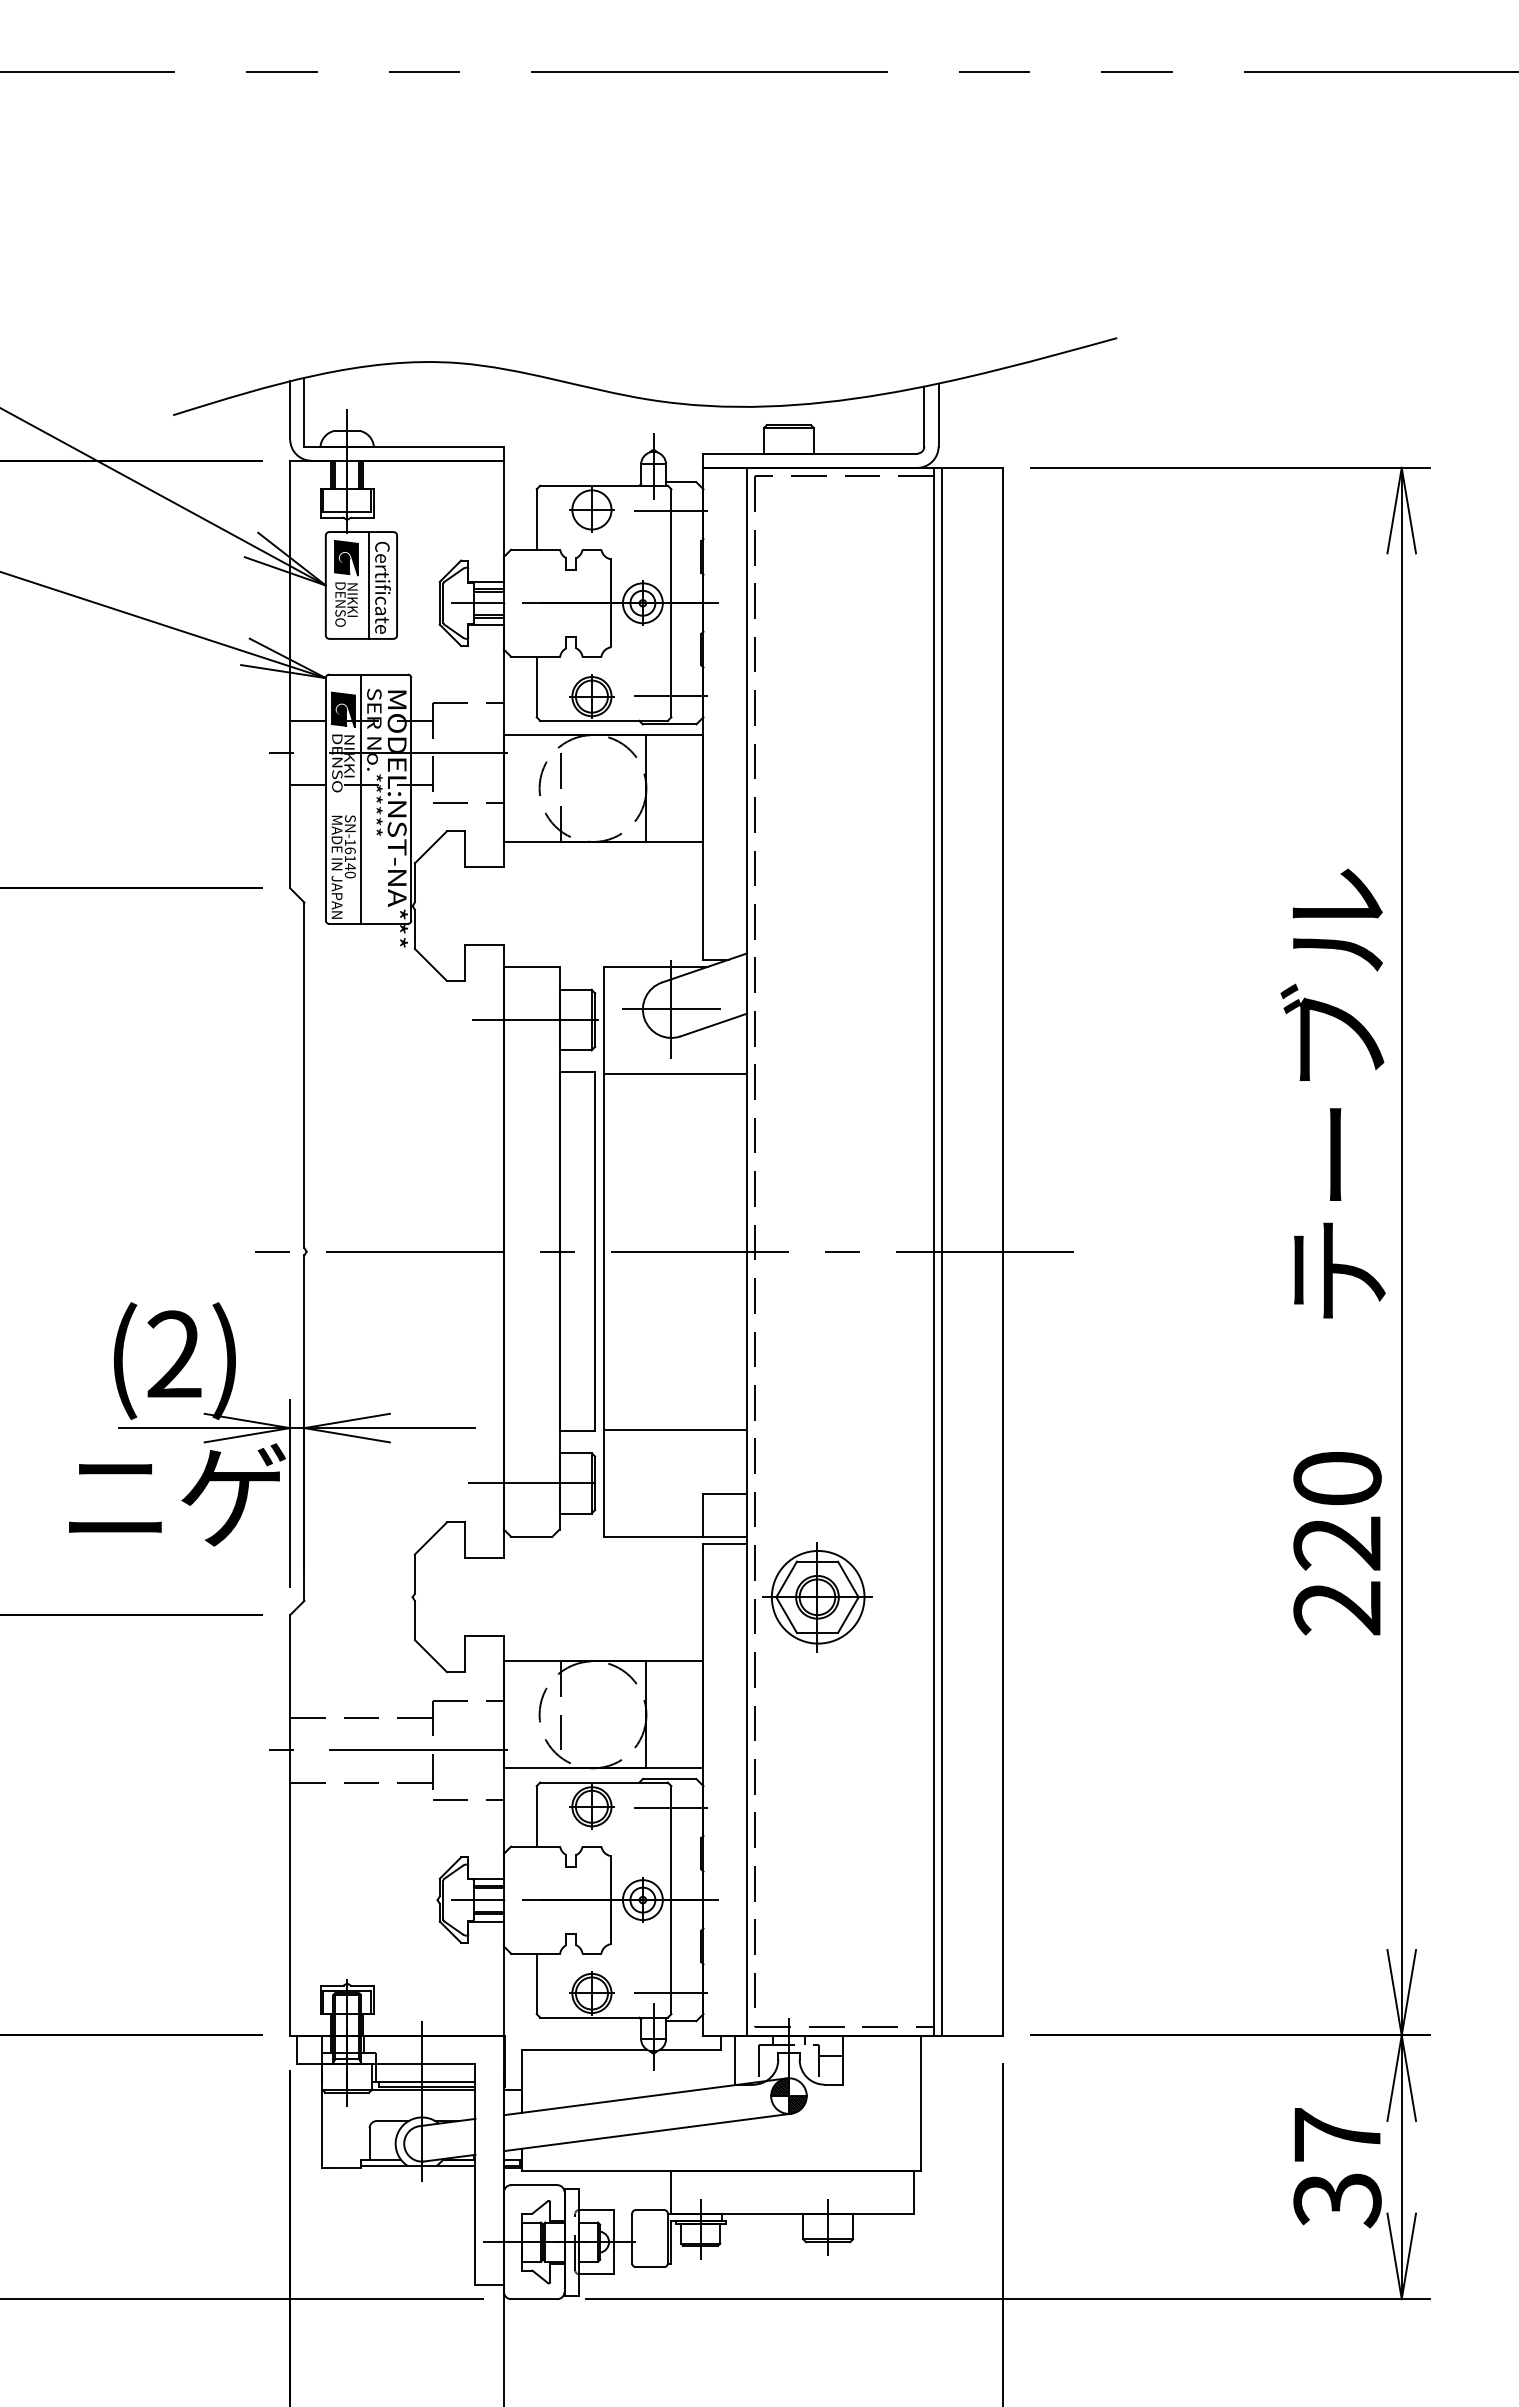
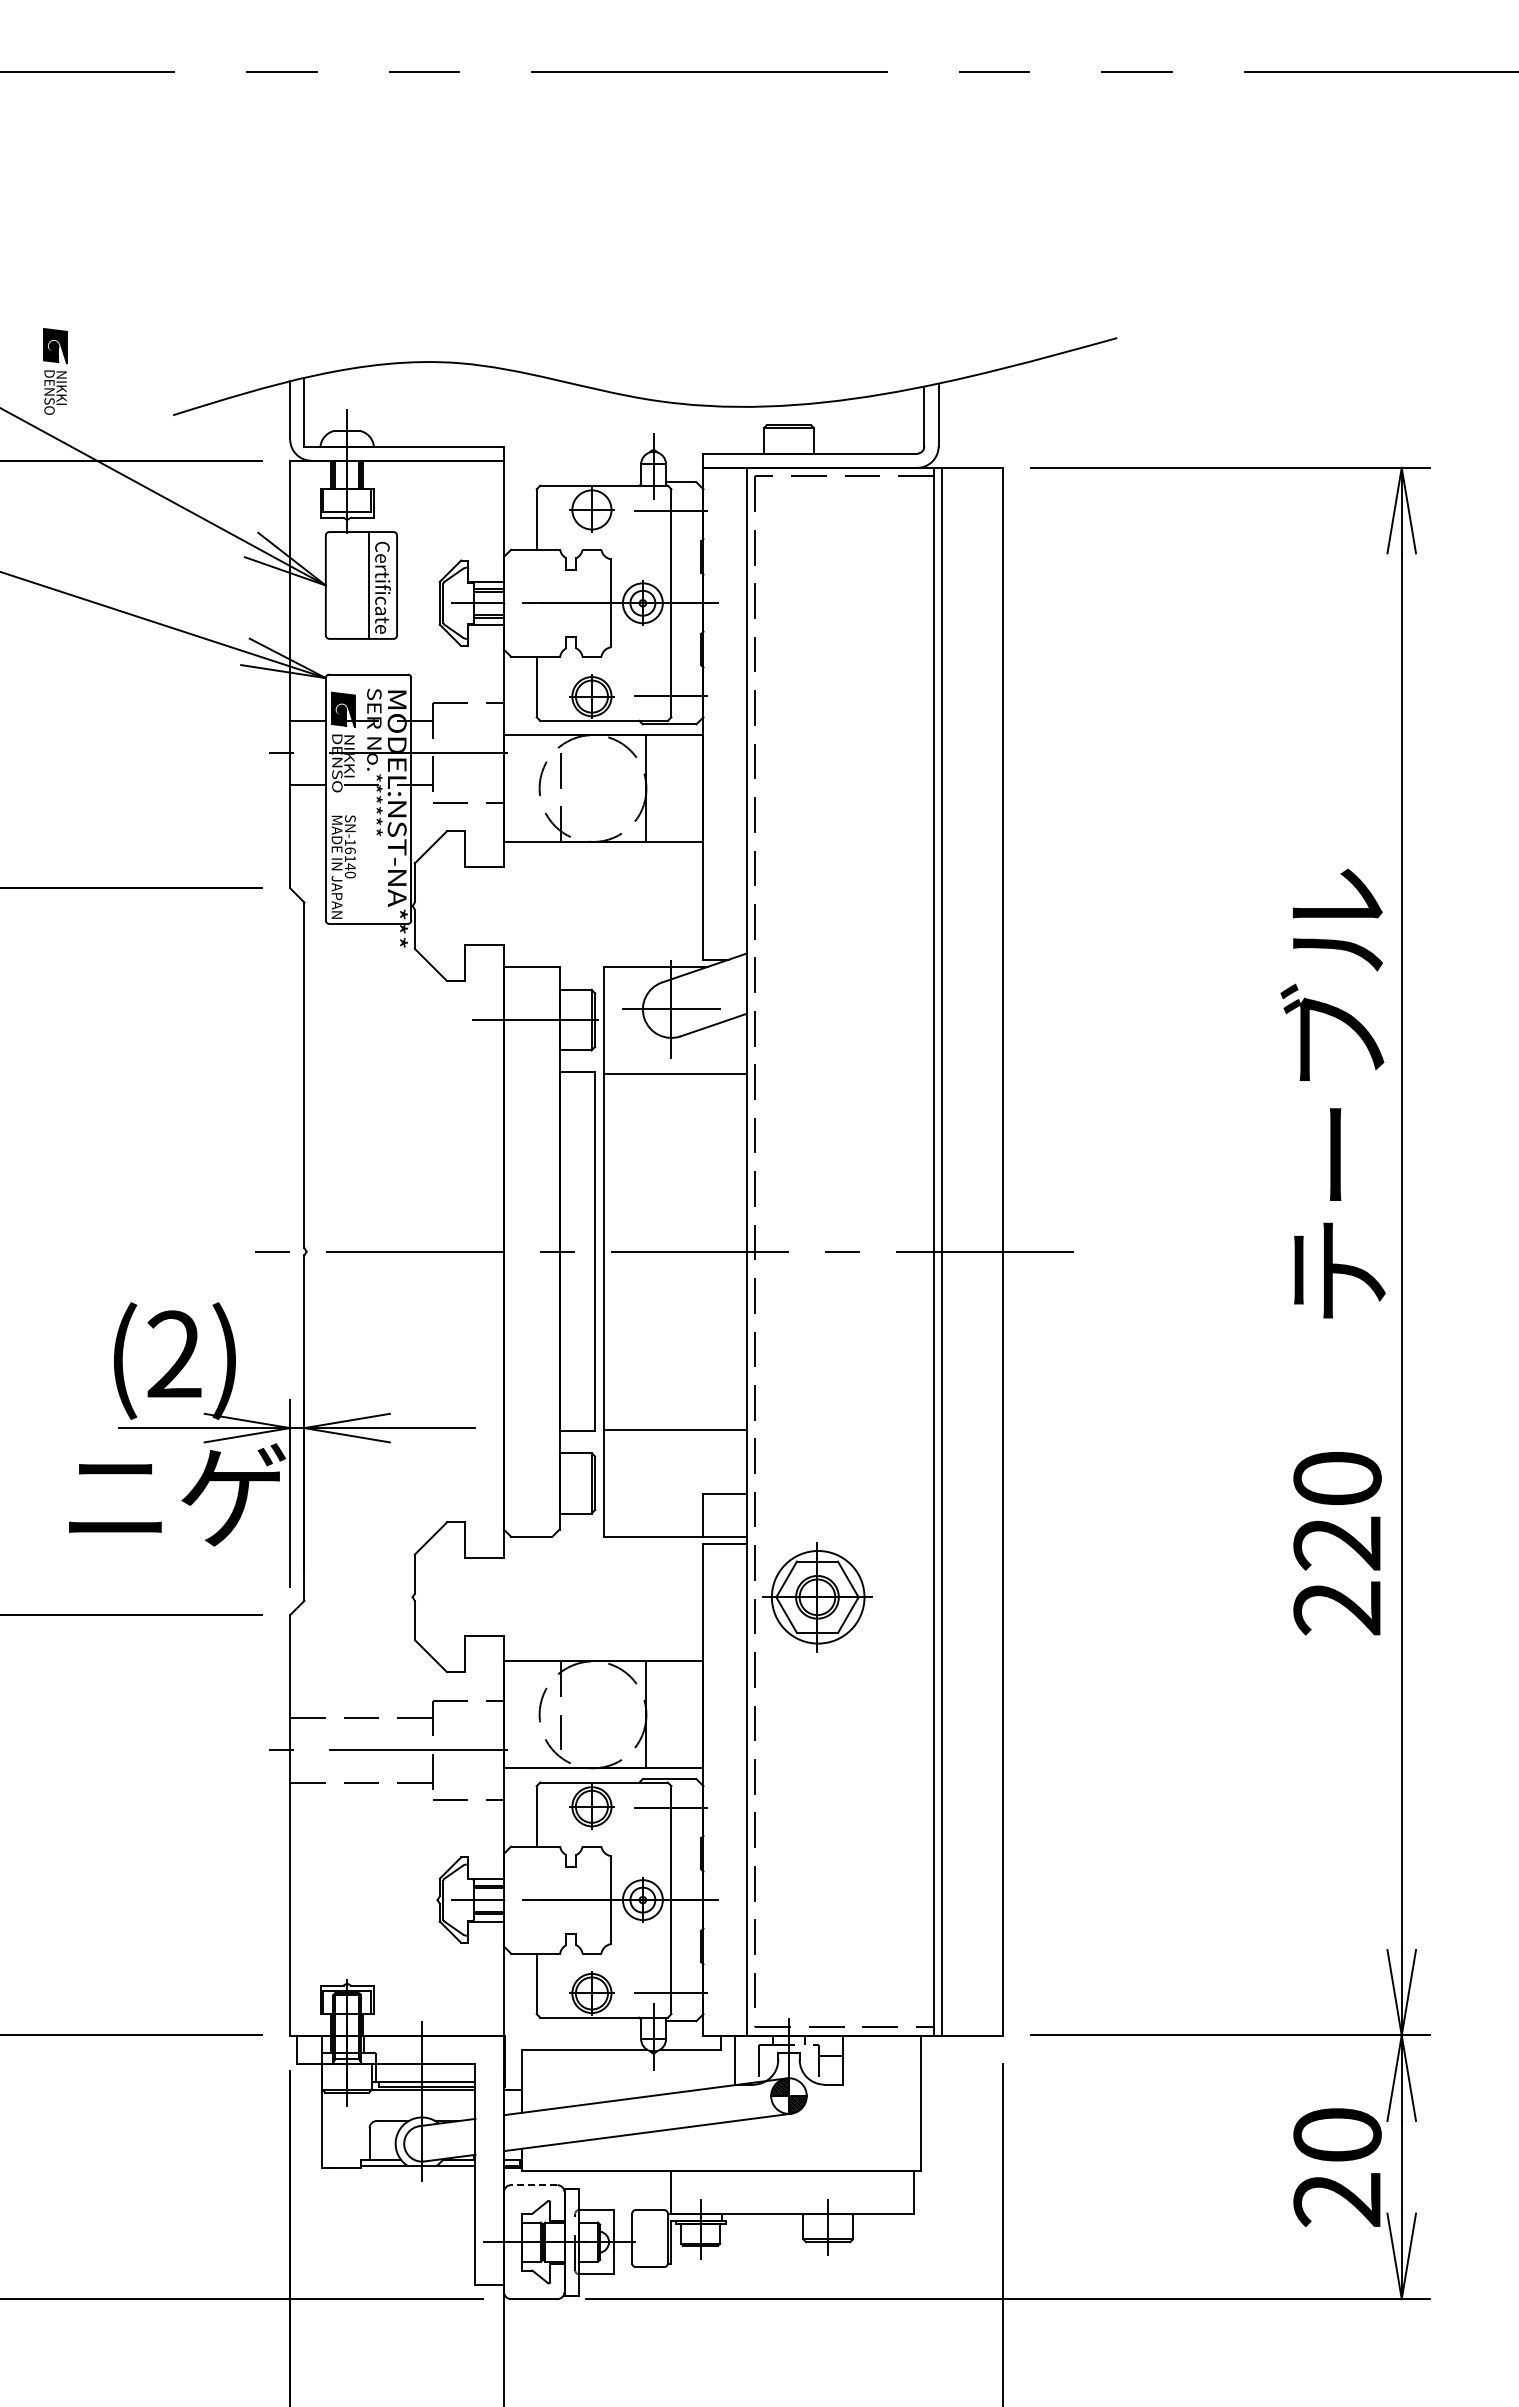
part position: (346, 583) -> (55, 371) (55, 371)
line: present -> none (361, 798)
line: present -> none (531, 1483)
text: 37 -> 20 (1337, 2168)
line: solid -> dashed (533, 2185)
